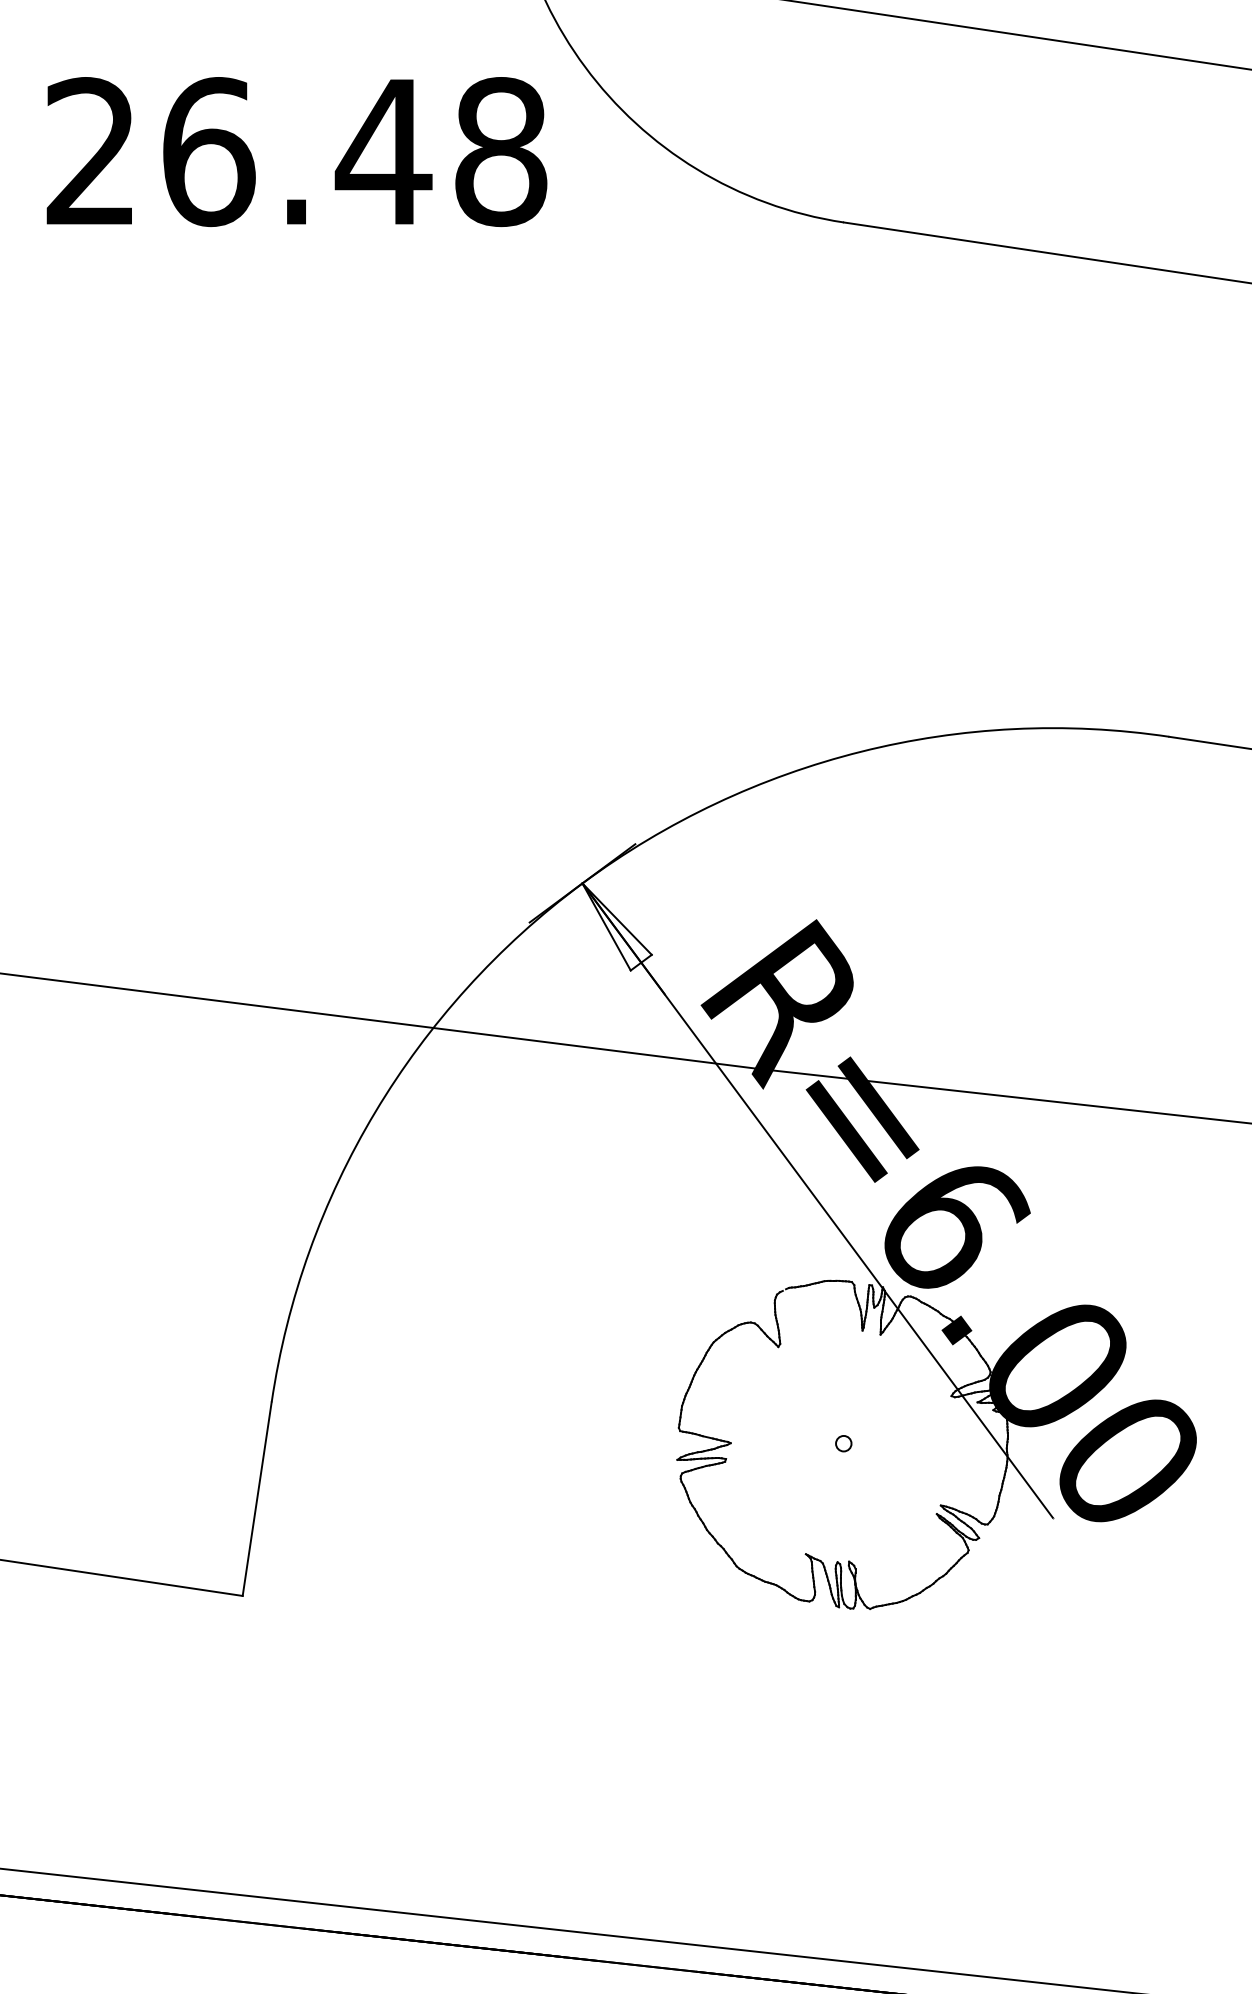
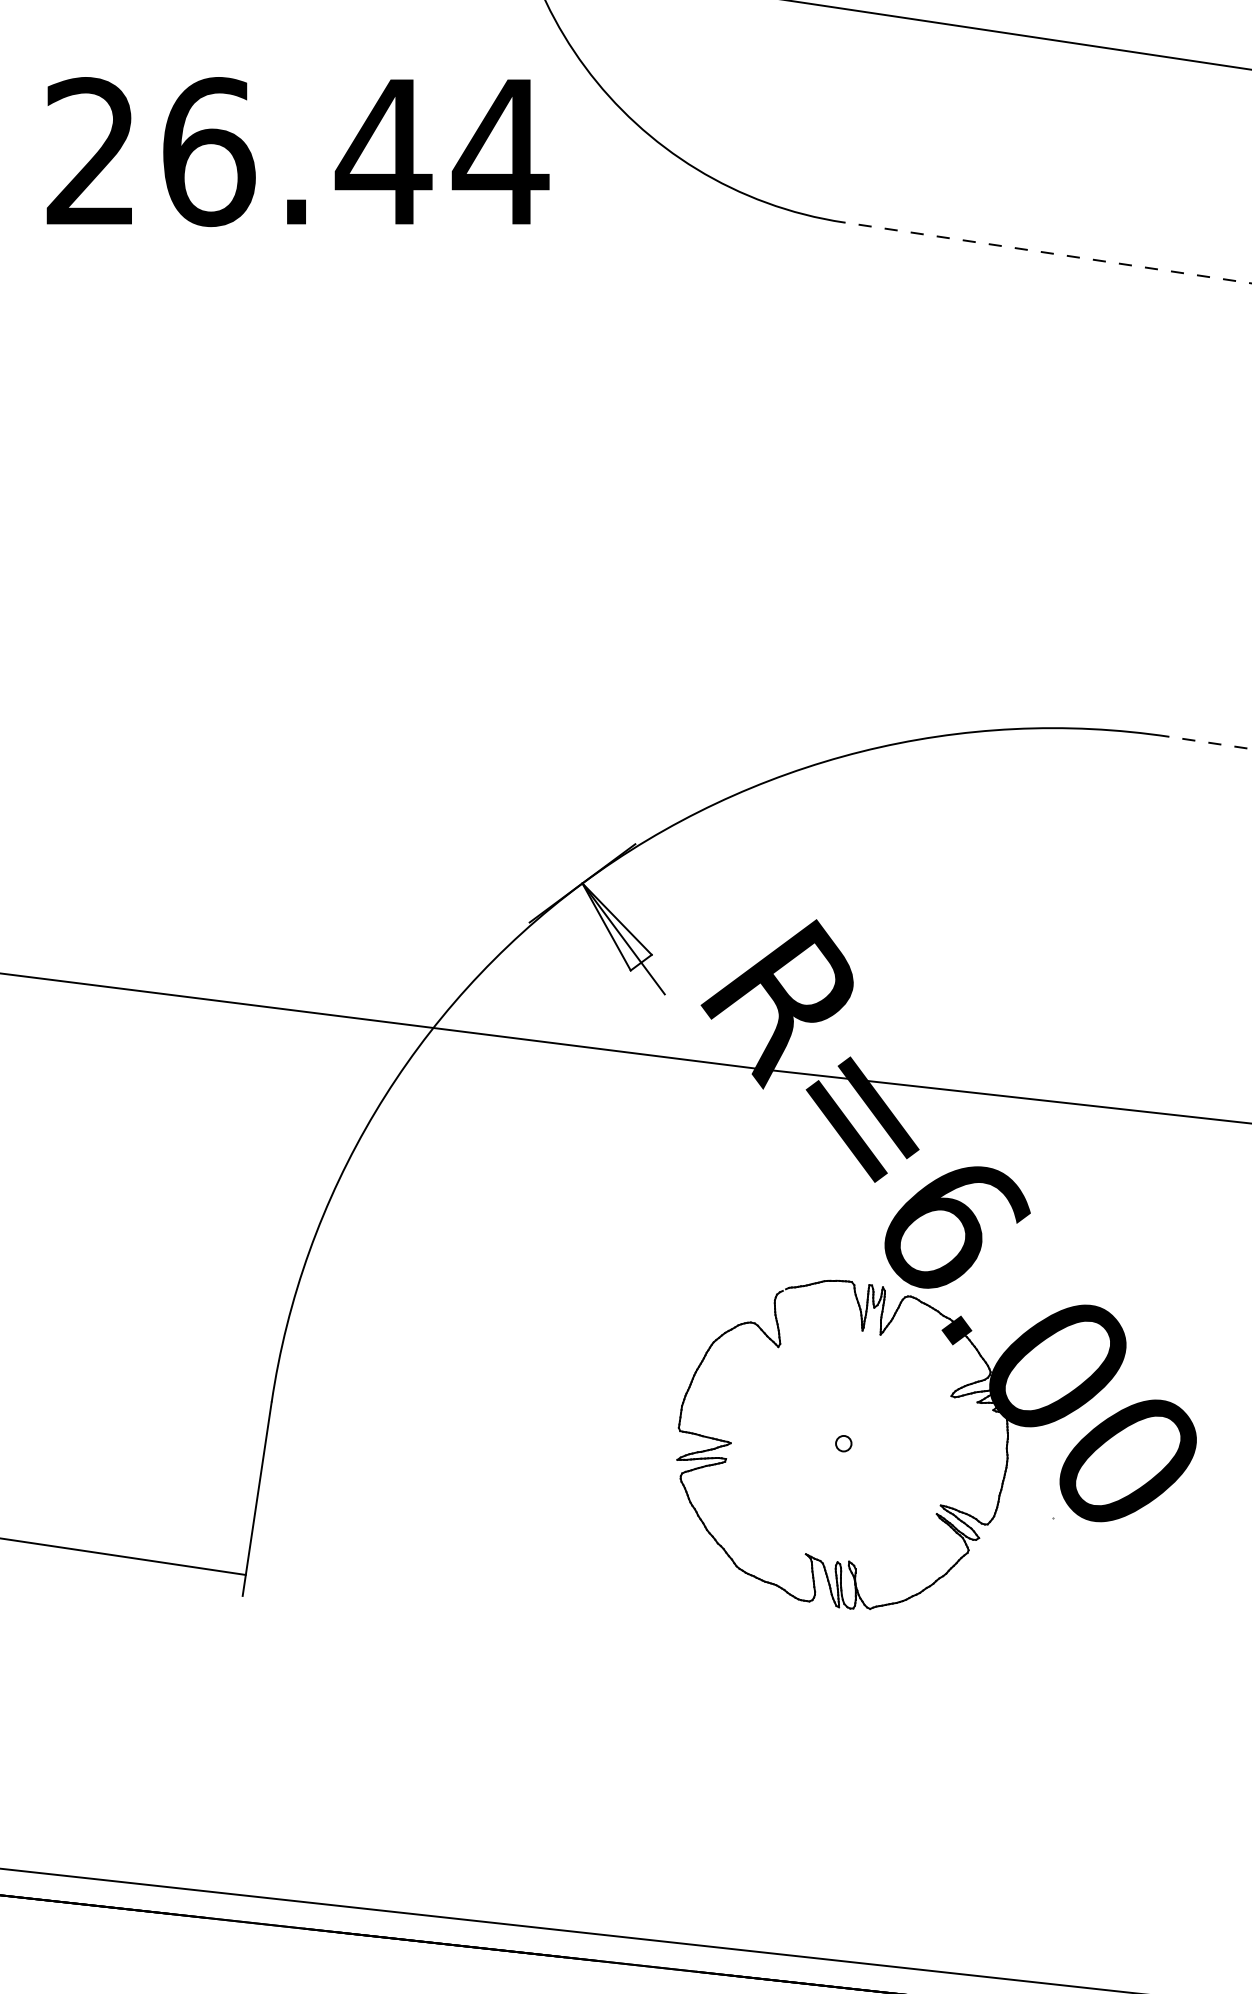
text: 26.48 -> 26.44 (500, 152)
line: solid -> dashed (1047, 252)
line: solid -> dashed (1209, 742)
line: present -> none (817, 1200)
line position: (122, 1577) -> (123, 1556) (123, 1556)
